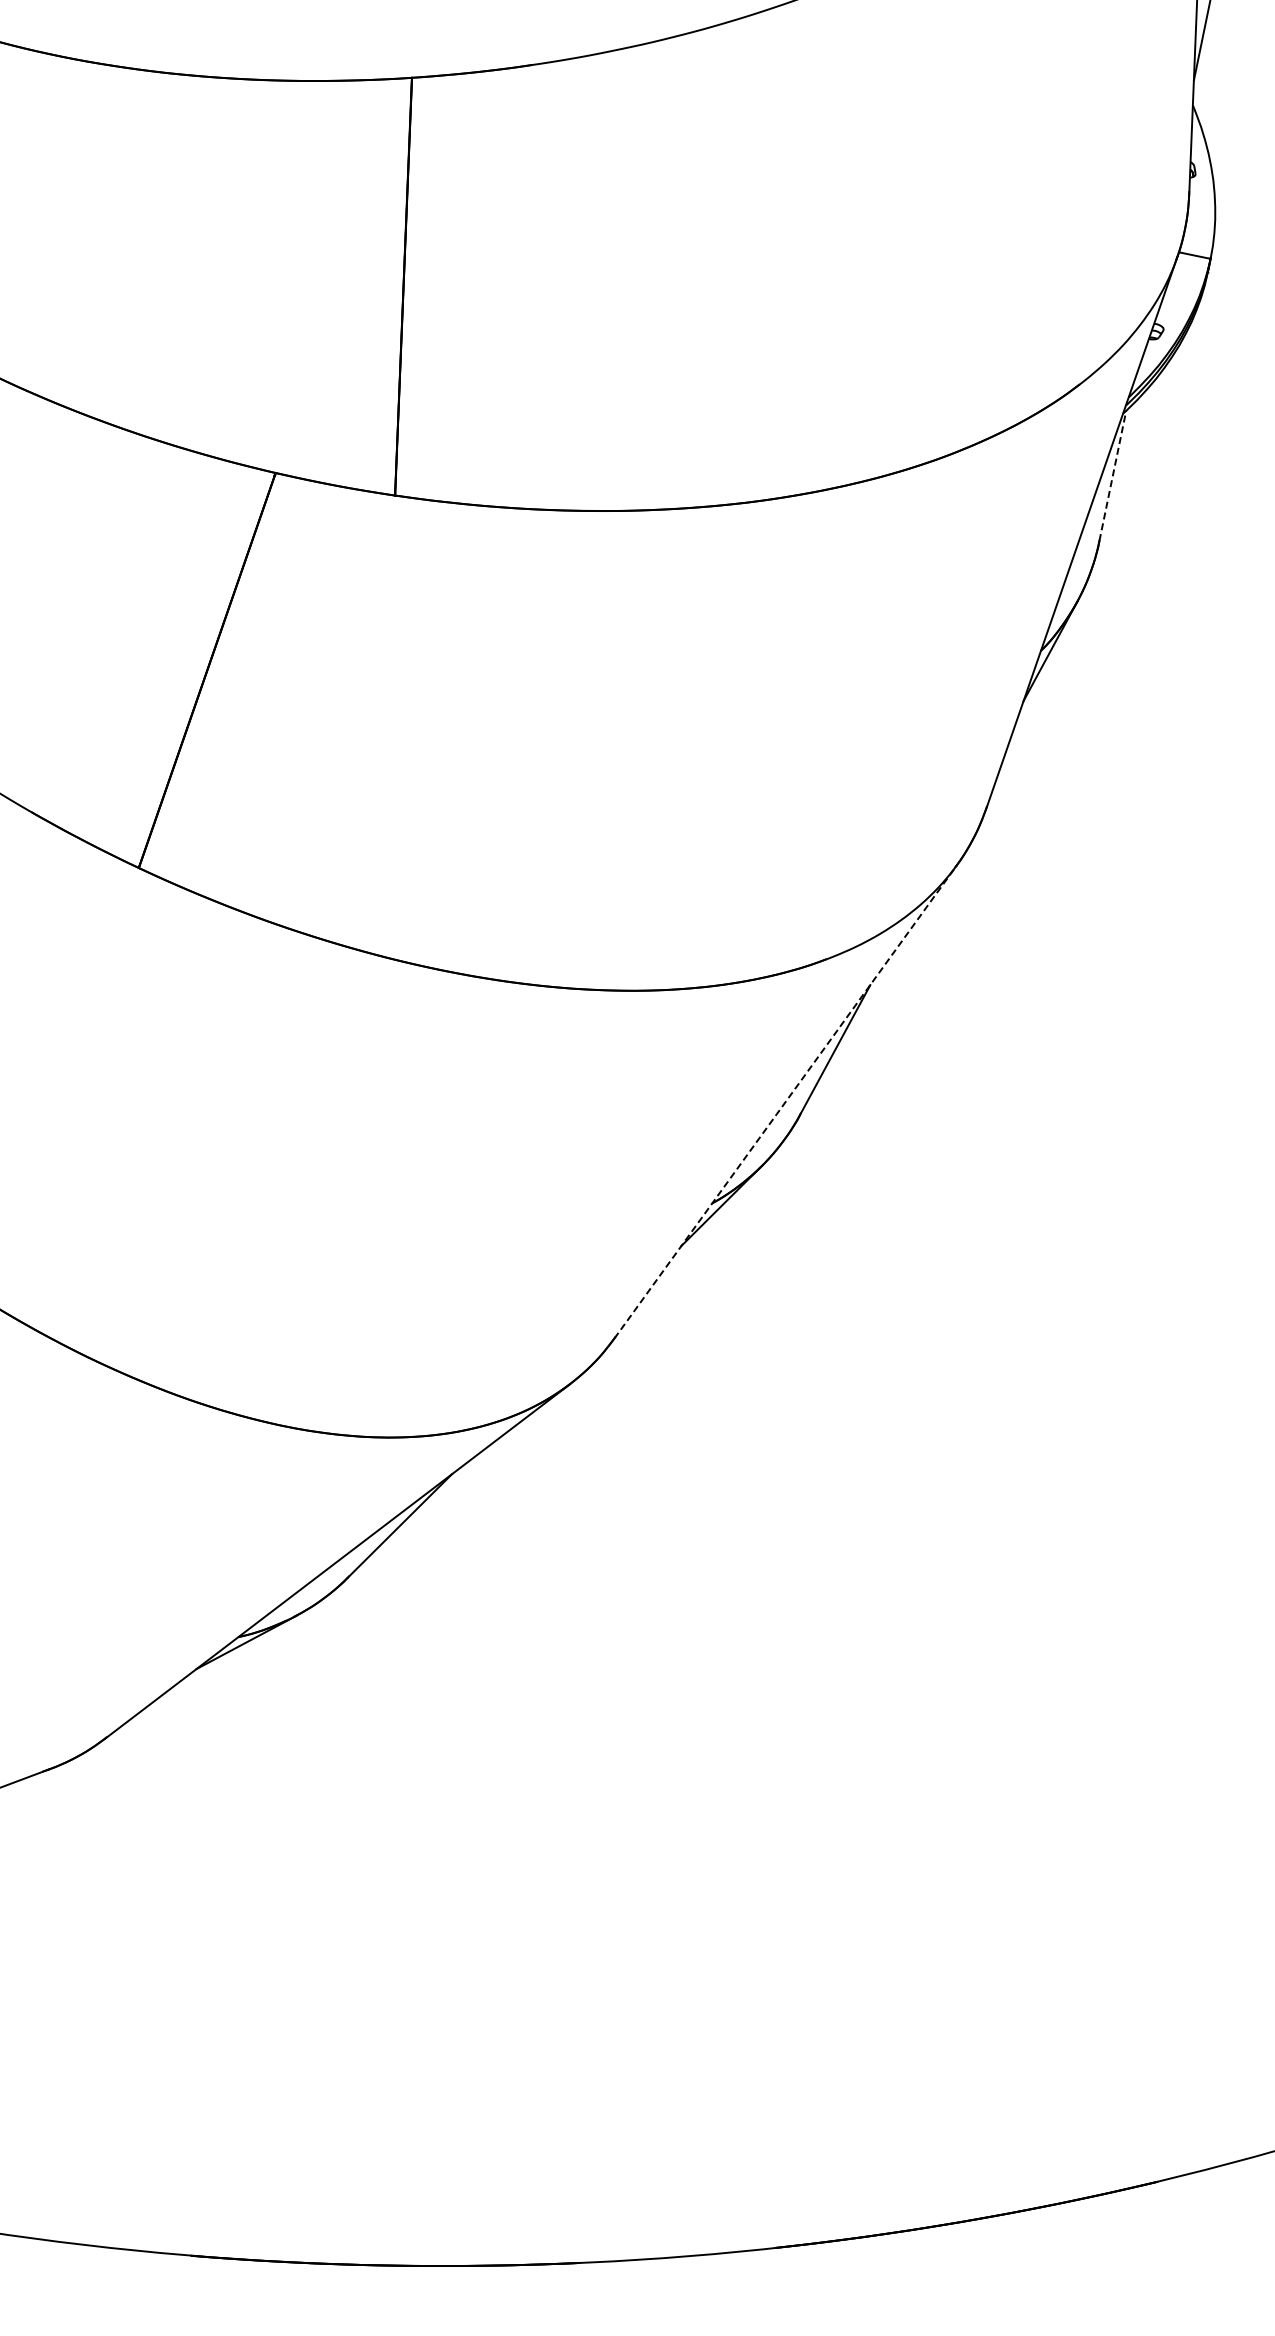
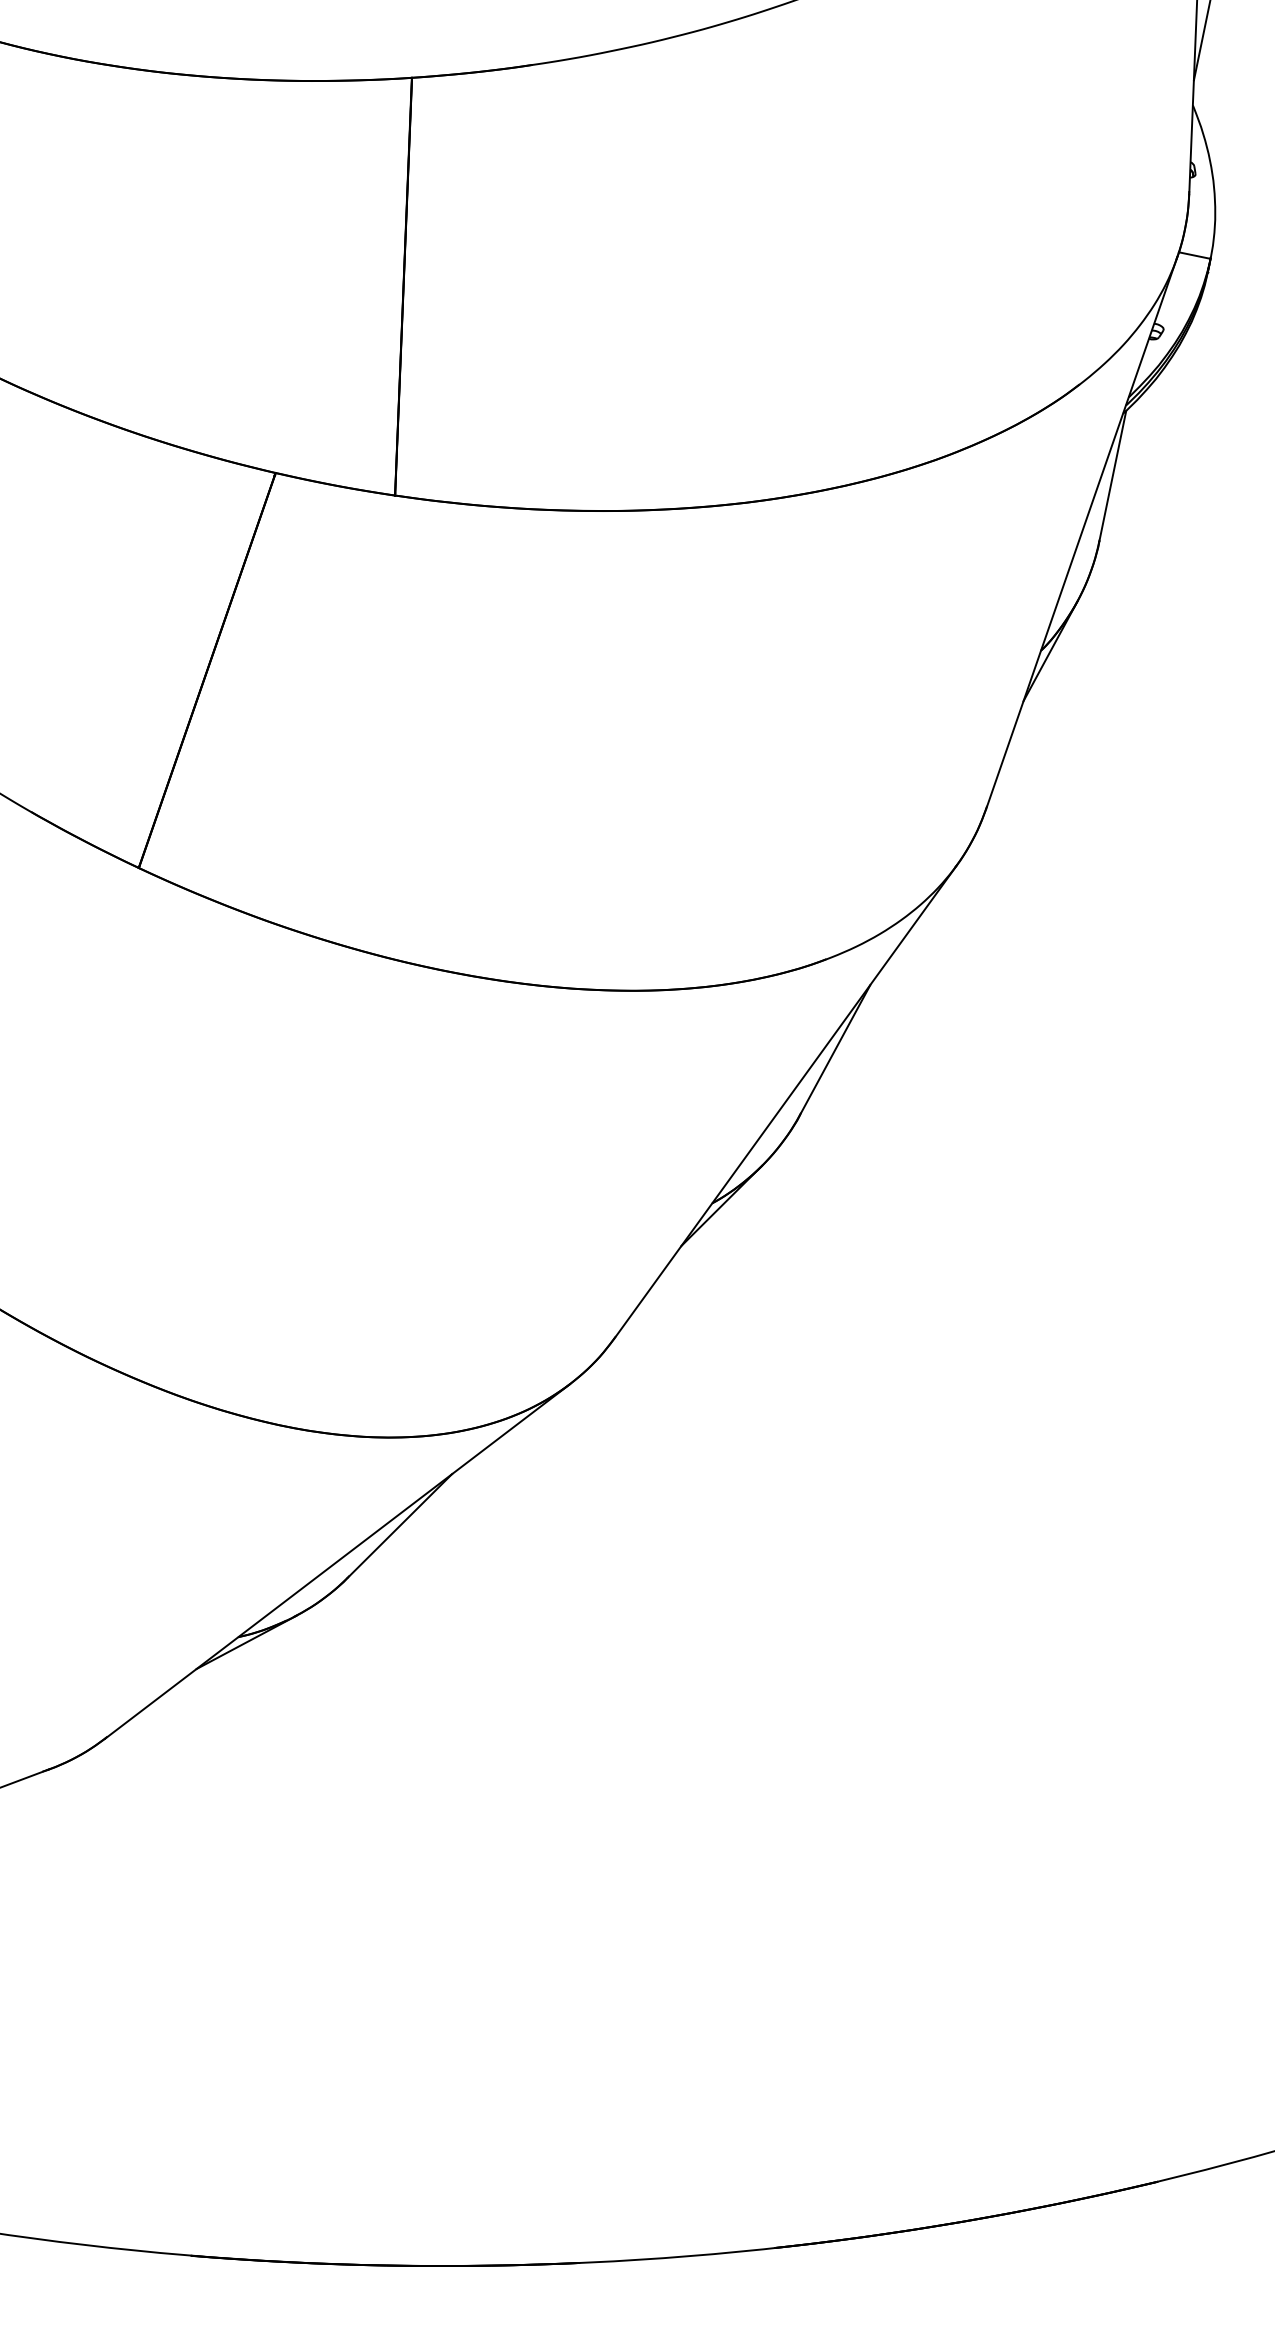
line: dashed -> solid (1112, 475)
line: dashed -> solid (785, 1101)
